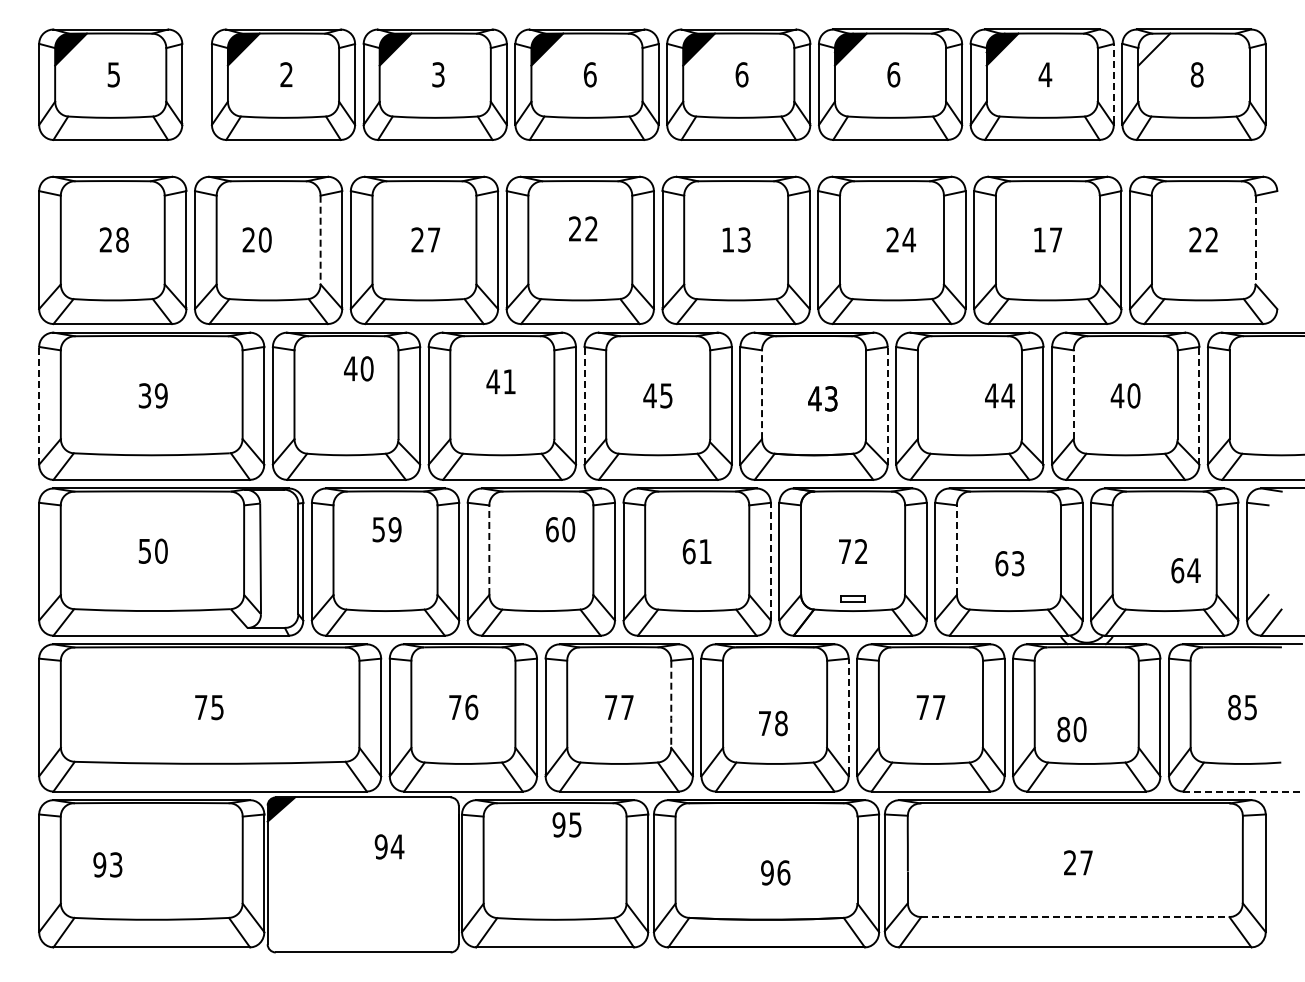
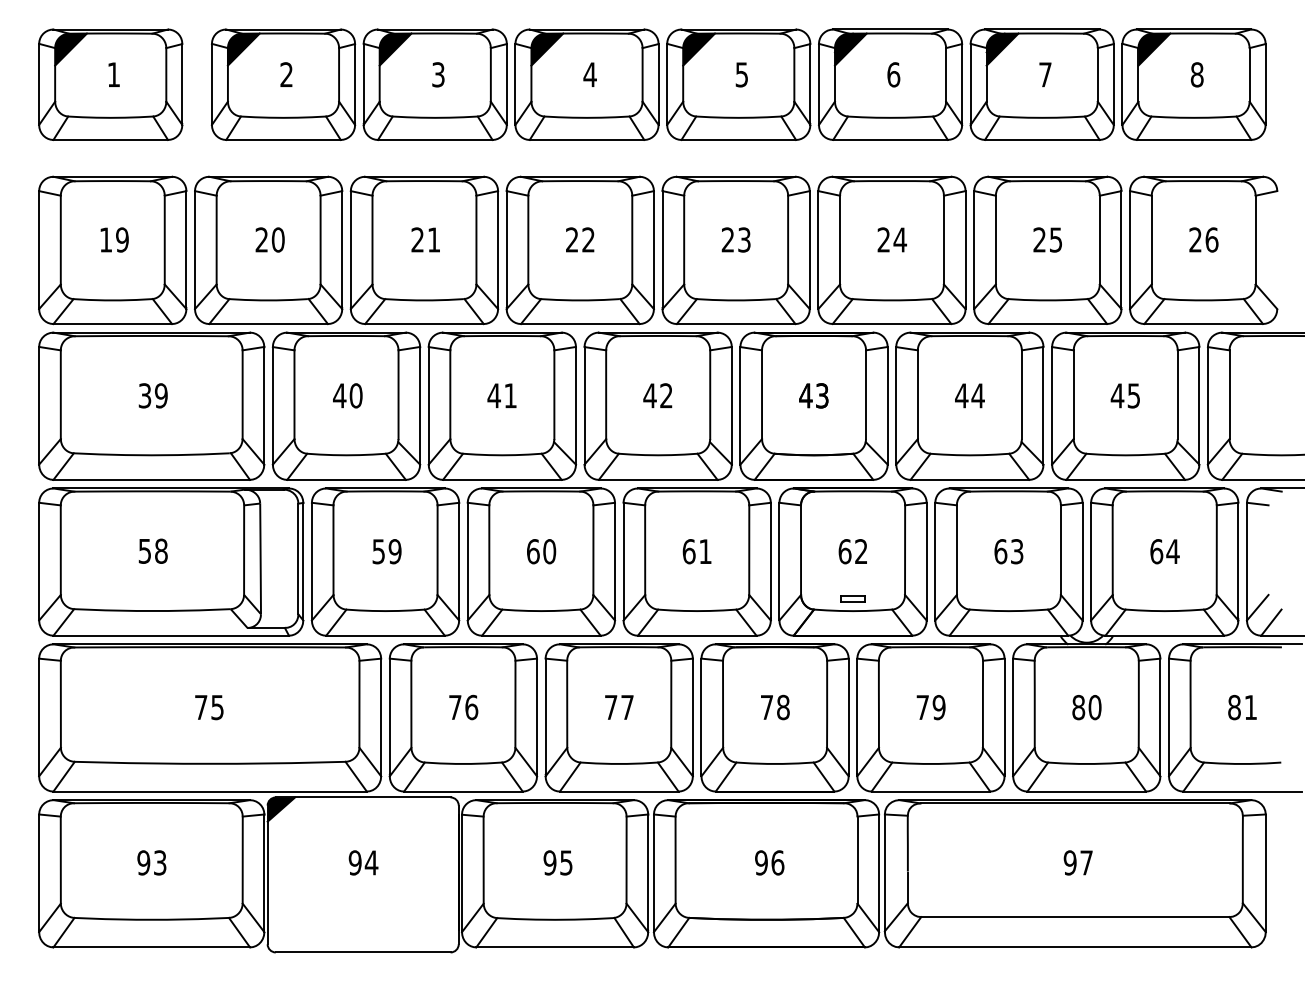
fill: none -> present (1154, 49)
text: 5 -> 1 (113, 74)
text: 6 -> 4 (589, 74)
text: 6 -> 5 (741, 74)
text: 4 -> 7 (1045, 74)
line: dashed -> solid (1113, 83)
text position: (583, 228) -> (580, 239) (580, 239)
text: 28 -> 19 (113, 239)
text position: (256, 239) -> (269, 239) (269, 239)
text: 27 -> 21 (434, 239)
text: 13 -> 23 (727, 239)
text position: (900, 239) -> (891, 239) (891, 239)
text: 17 -> 25 (1047, 239)
text: 22 -> 26 (1211, 239)
line: dashed -> solid (320, 240)
line: dashed -> solid (1255, 240)
text position: (358, 368) -> (347, 395) (347, 395)
text position: (500, 381) -> (501, 395) (501, 395)
line: dashed -> solid (762, 394)
line: dashed -> solid (1073, 394)
text: 45 -> 42 (666, 395)
text position: (999, 395) -> (969, 395) (969, 395)
text: 40 -> 45 (1133, 395)
text position: (822, 398) -> (813, 395) (813, 395)
line: dashed -> solid (39, 405)
line: dashed -> solid (584, 405)
line: dashed -> solid (887, 405)
line: dashed -> solid (1199, 405)
text position: (386, 529) -> (386, 551) (386, 551)
text position: (560, 529) -> (541, 551) (541, 551)
line: dashed -> solid (489, 550)
line: dashed -> solid (956, 550)
text: 50 -> 58 (161, 551)
text: 72 -> 62 (844, 551)
line: dashed -> solid (770, 560)
text position: (1009, 563) -> (1008, 551) (1008, 551)
text position: (1185, 570) -> (1164, 551) (1164, 551)
line: dashed -> solid (671, 704)
text: 77 -> 79 (938, 707)
text: 85 -> 81 (1250, 707)
line: dashed -> solid (848, 716)
text position: (773, 723) -> (775, 707) (775, 707)
text position: (1071, 729) -> (1086, 707) (1086, 707)
line: dashed -> solid (1243, 791)
text position: (566, 824) -> (557, 862) (557, 862)
text position: (389, 846) -> (363, 862) (363, 862)
text: 27 -> 97 (1069, 862)
text position: (107, 864) -> (151, 862) (151, 862)
text position: (775, 872) -> (769, 862) (769, 862)
line: dashed -> solid (1075, 917)
